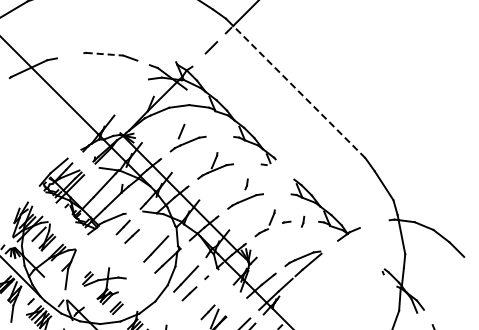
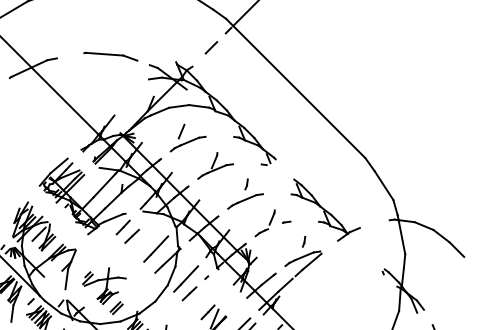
line: dashed -> solid (104, 54)
line: dashed -> solid (298, 91)
part position: (303, 221) -> (304, 241) (304, 241)
